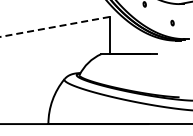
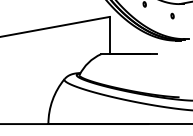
part position: (172, 22) -> (172, 15) (172, 15)
line: dashed -> solid (54, 26)
